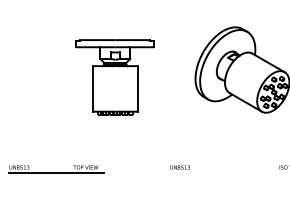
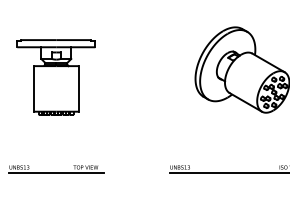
part position: (114, 77) -> (55, 77) (55, 77)
line: none -> present (227, 172)
